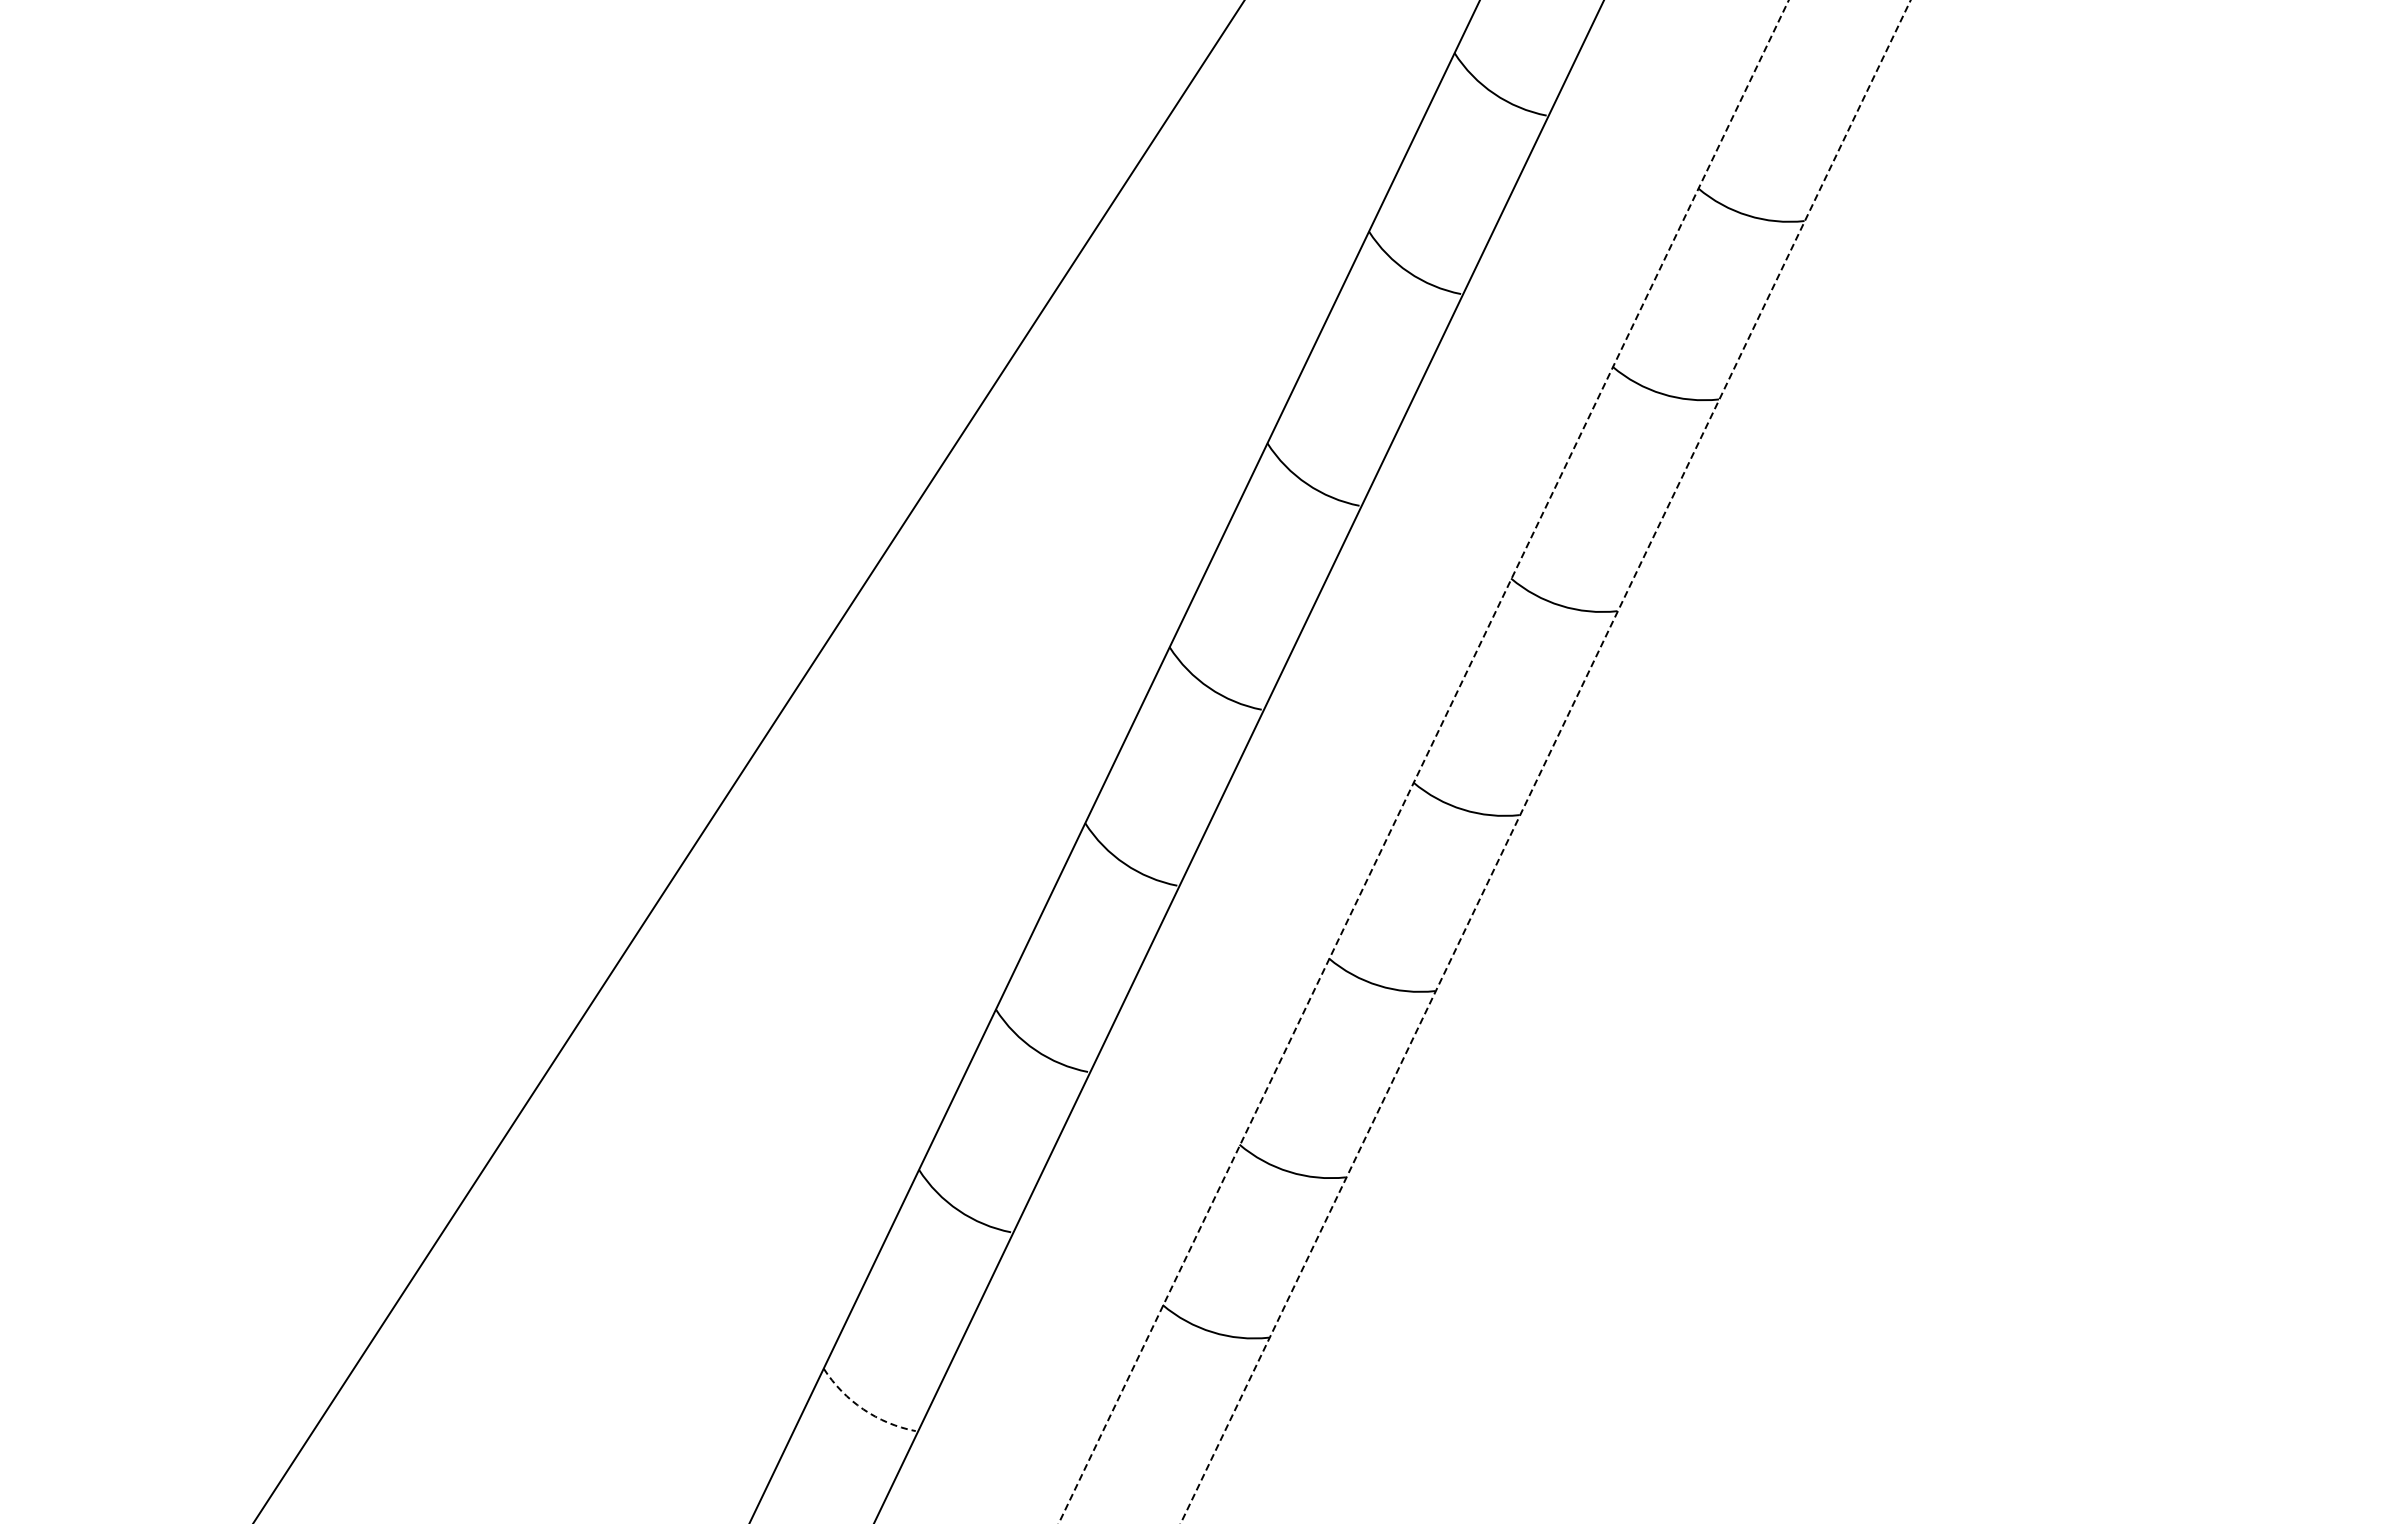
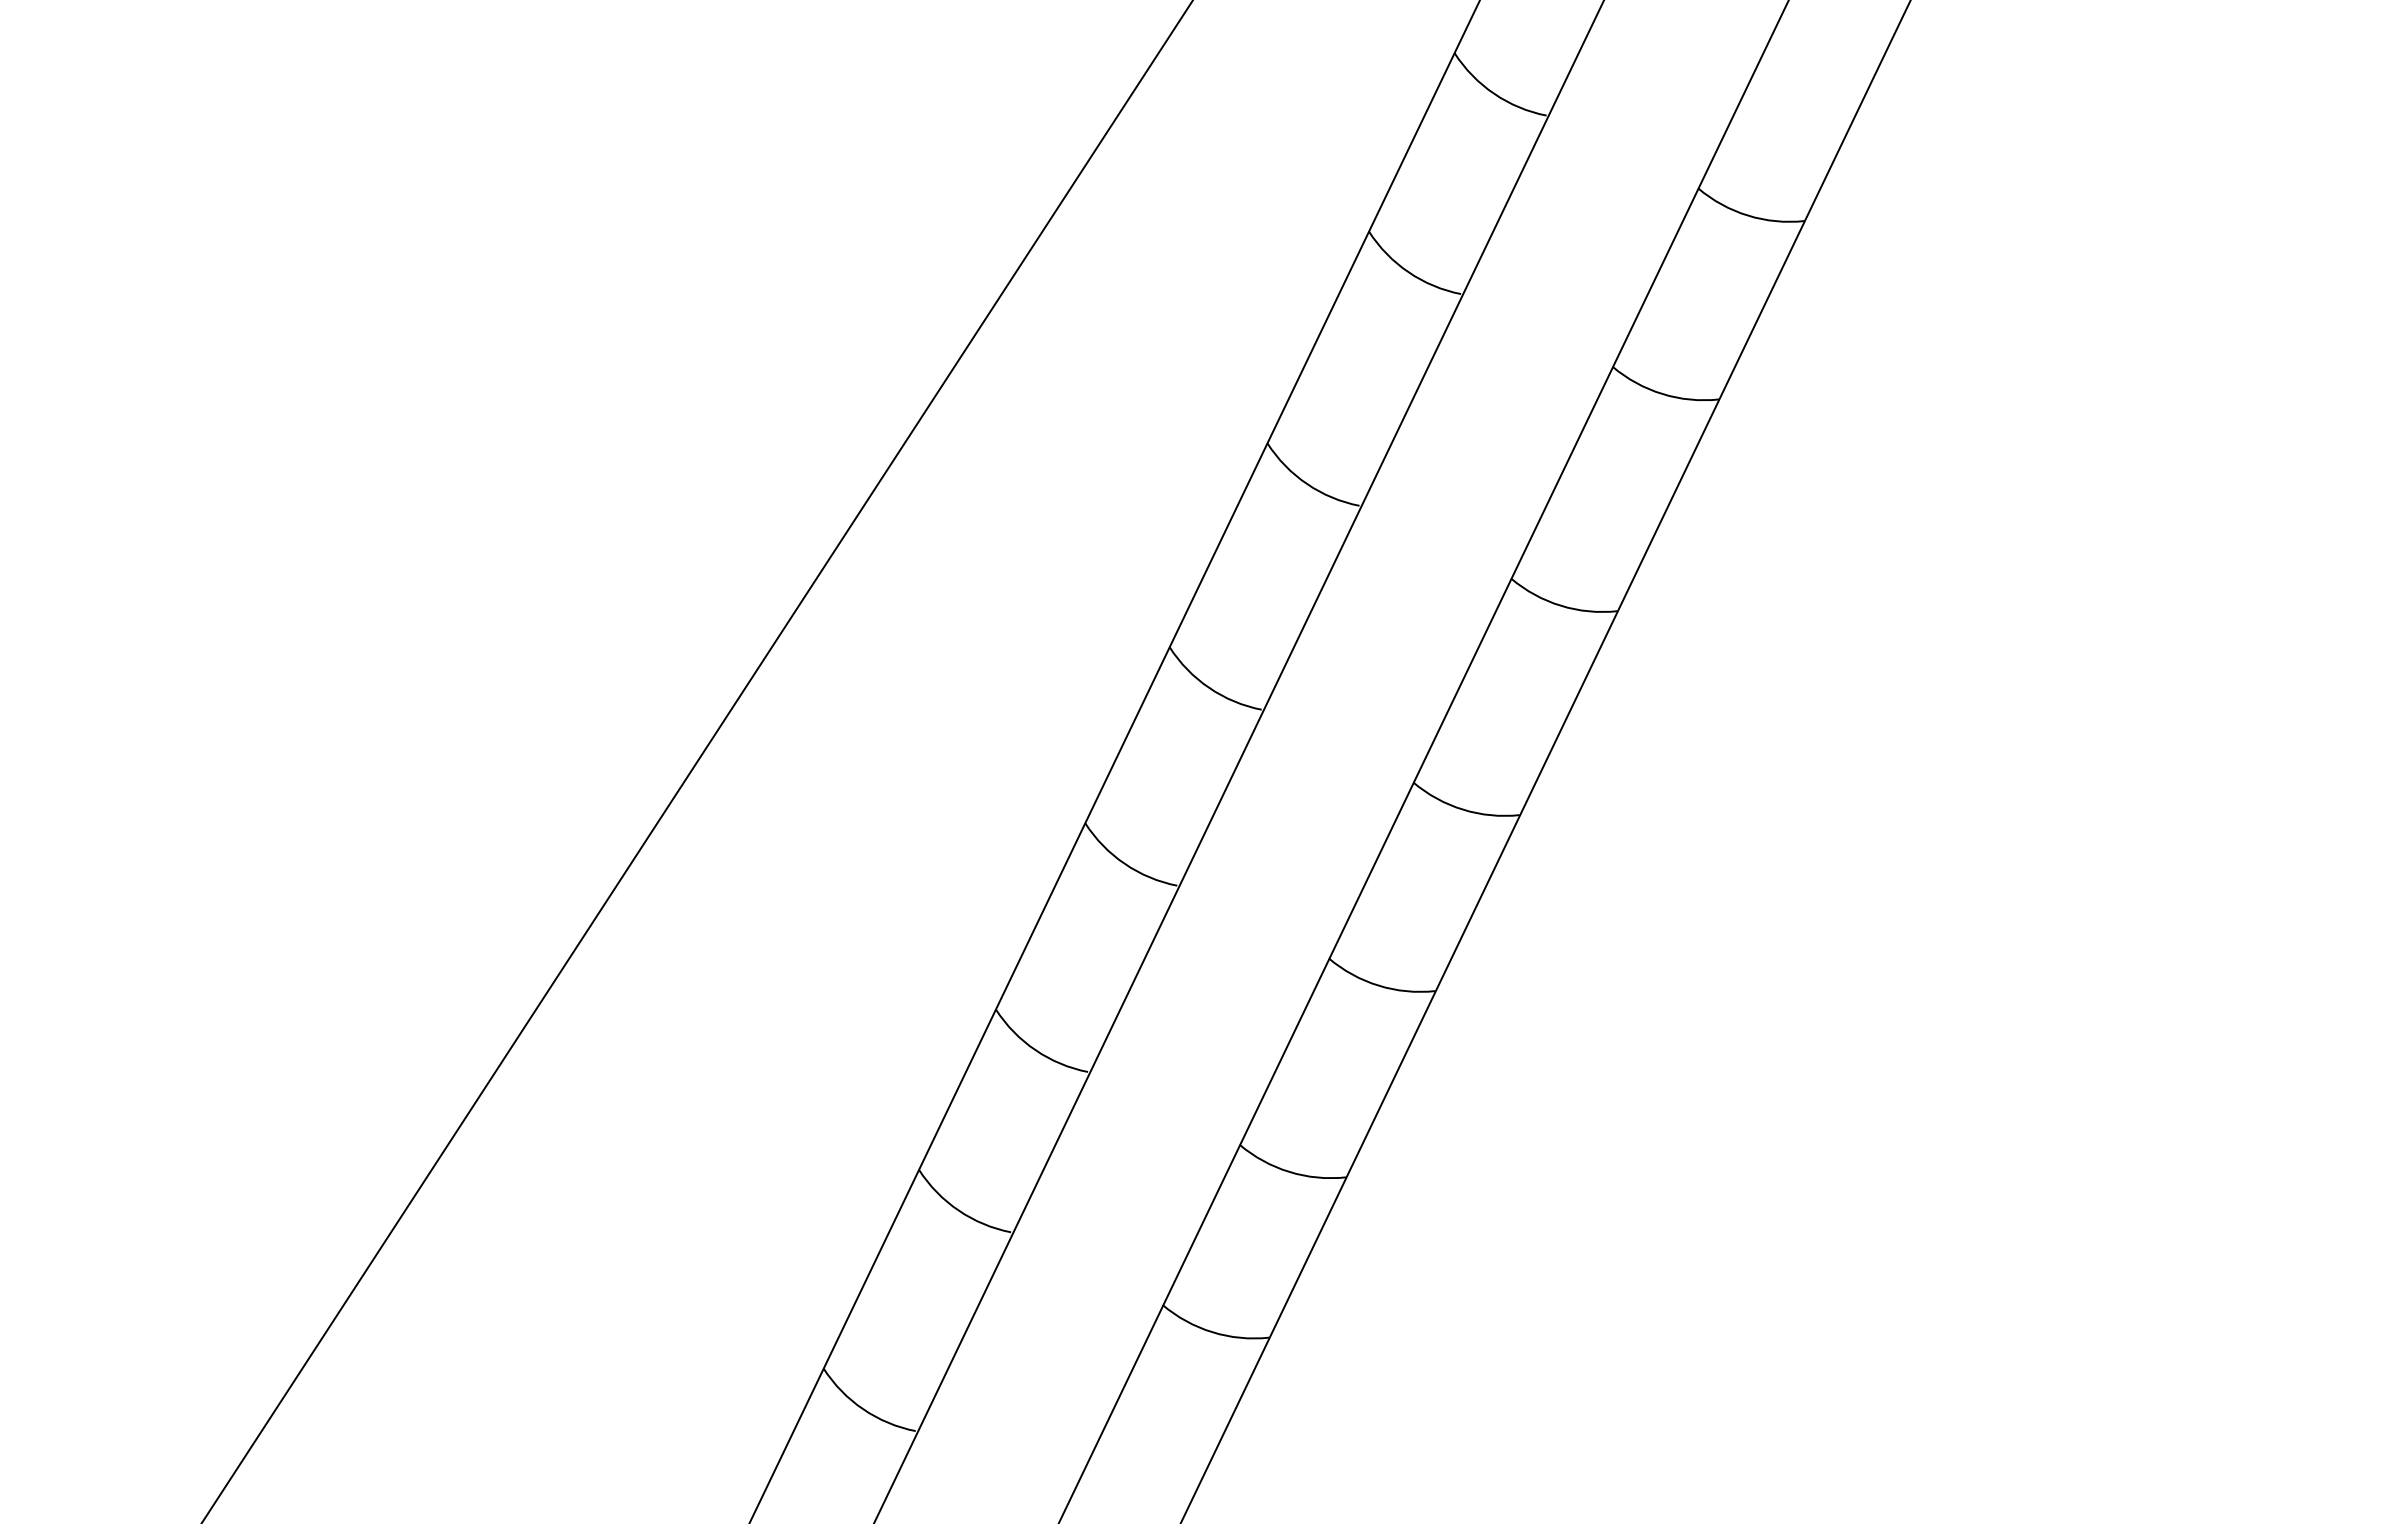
line position: (749, 761) -> (697, 761) (697, 761)
line: dashed -> solid (1424, 761)
line: dashed -> solid (1545, 761)
arc: dashed -> solid (863, 1409)
